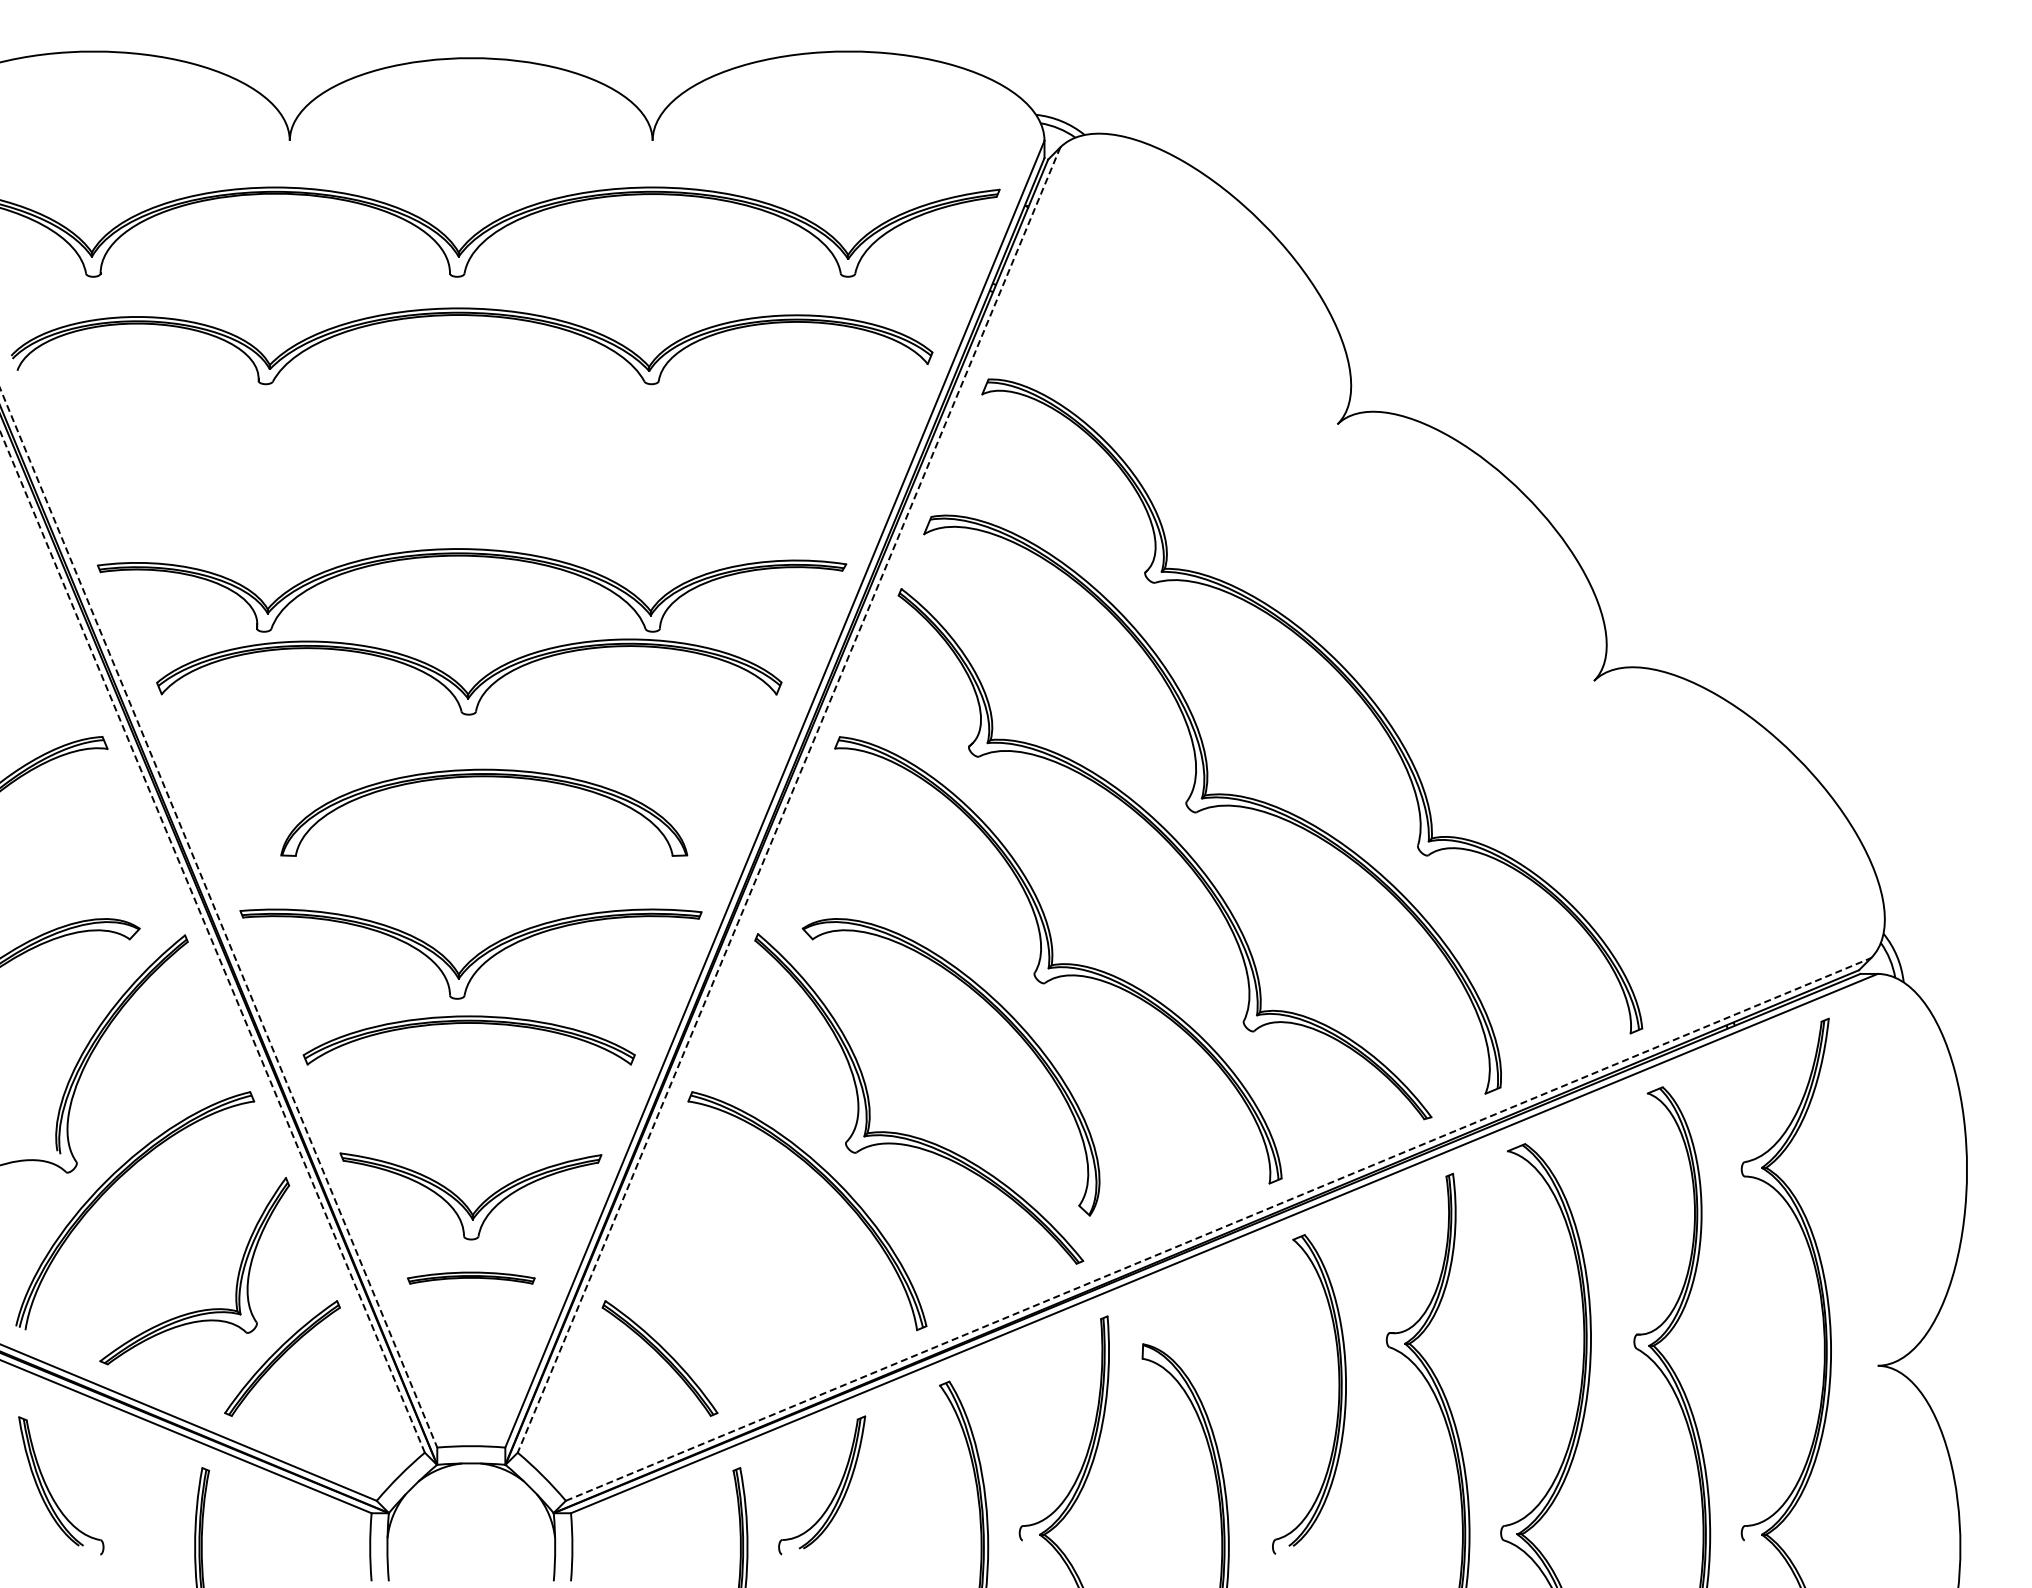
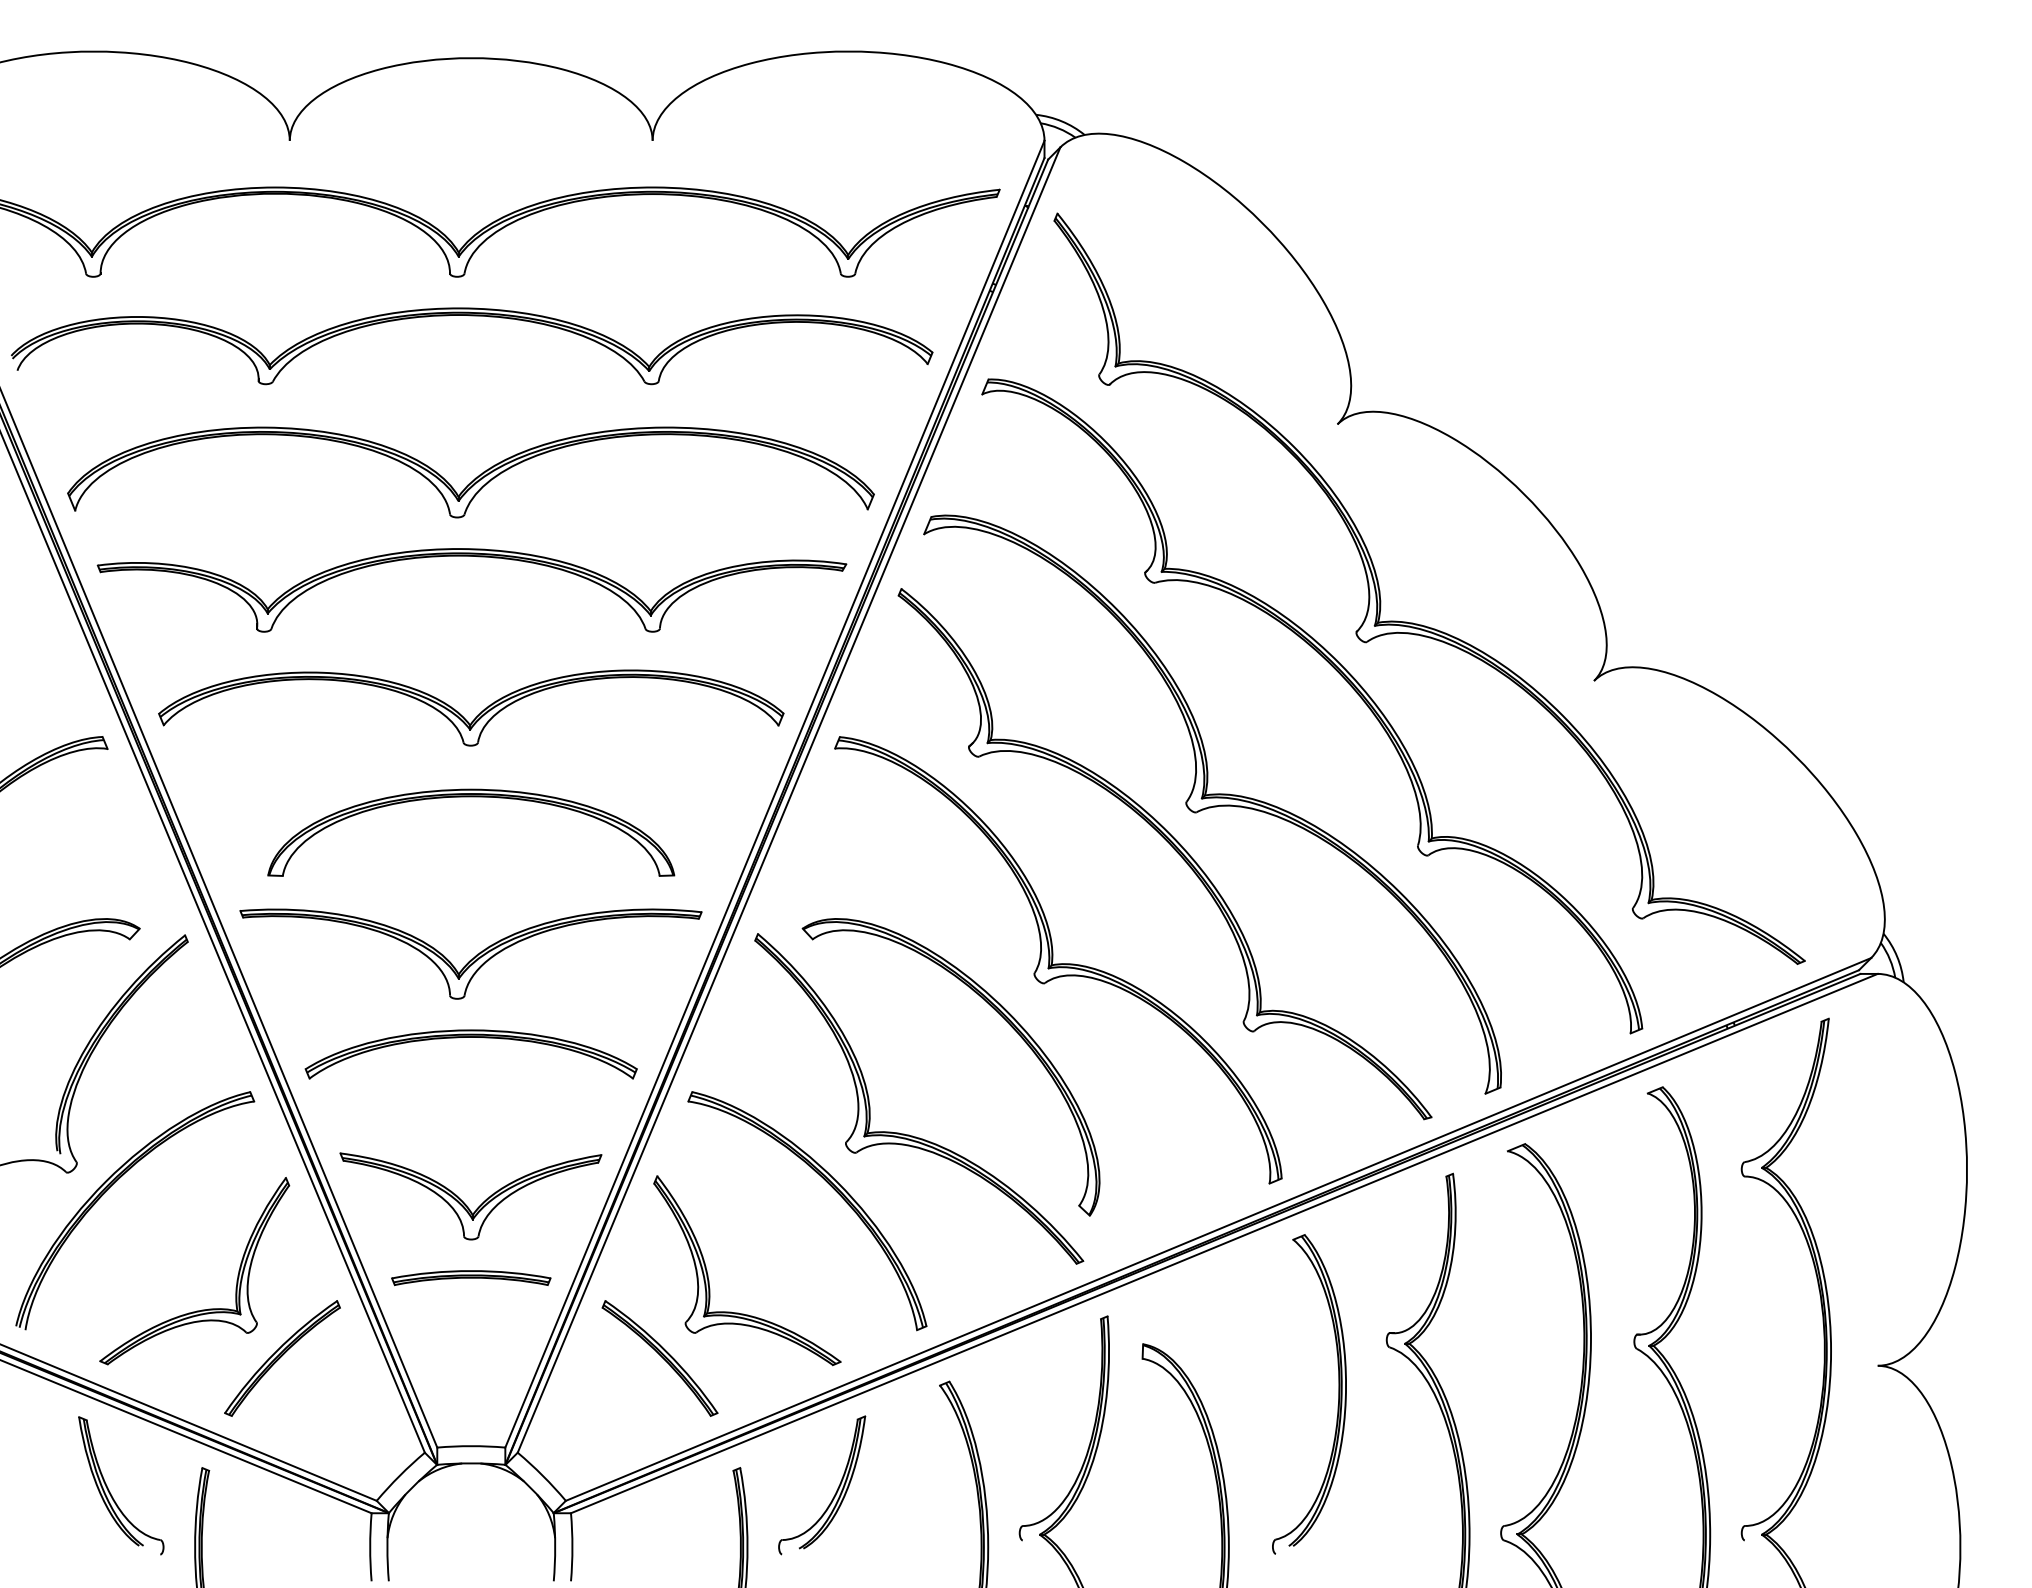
part: none -> present (475, 477)
part: none -> present (1421, 624)
part position: (476, 683) -> (478, 714) (478, 714)
part position: (484, 777) -> (471, 797) (471, 797)
line: dashed -> solid (789, 800)
line: dashed -> solid (218, 918)
line: dashed -> solid (212, 942)
part position: (468, 1023) -> (470, 1037) (470, 1037)
line: dashed -> solid (1218, 1229)
part: none -> present (708, 1274)
part size: 129x14 px -> 161x17 px (471, 1278)
part position: (51, 1493) -> (111, 1493) (111, 1493)
